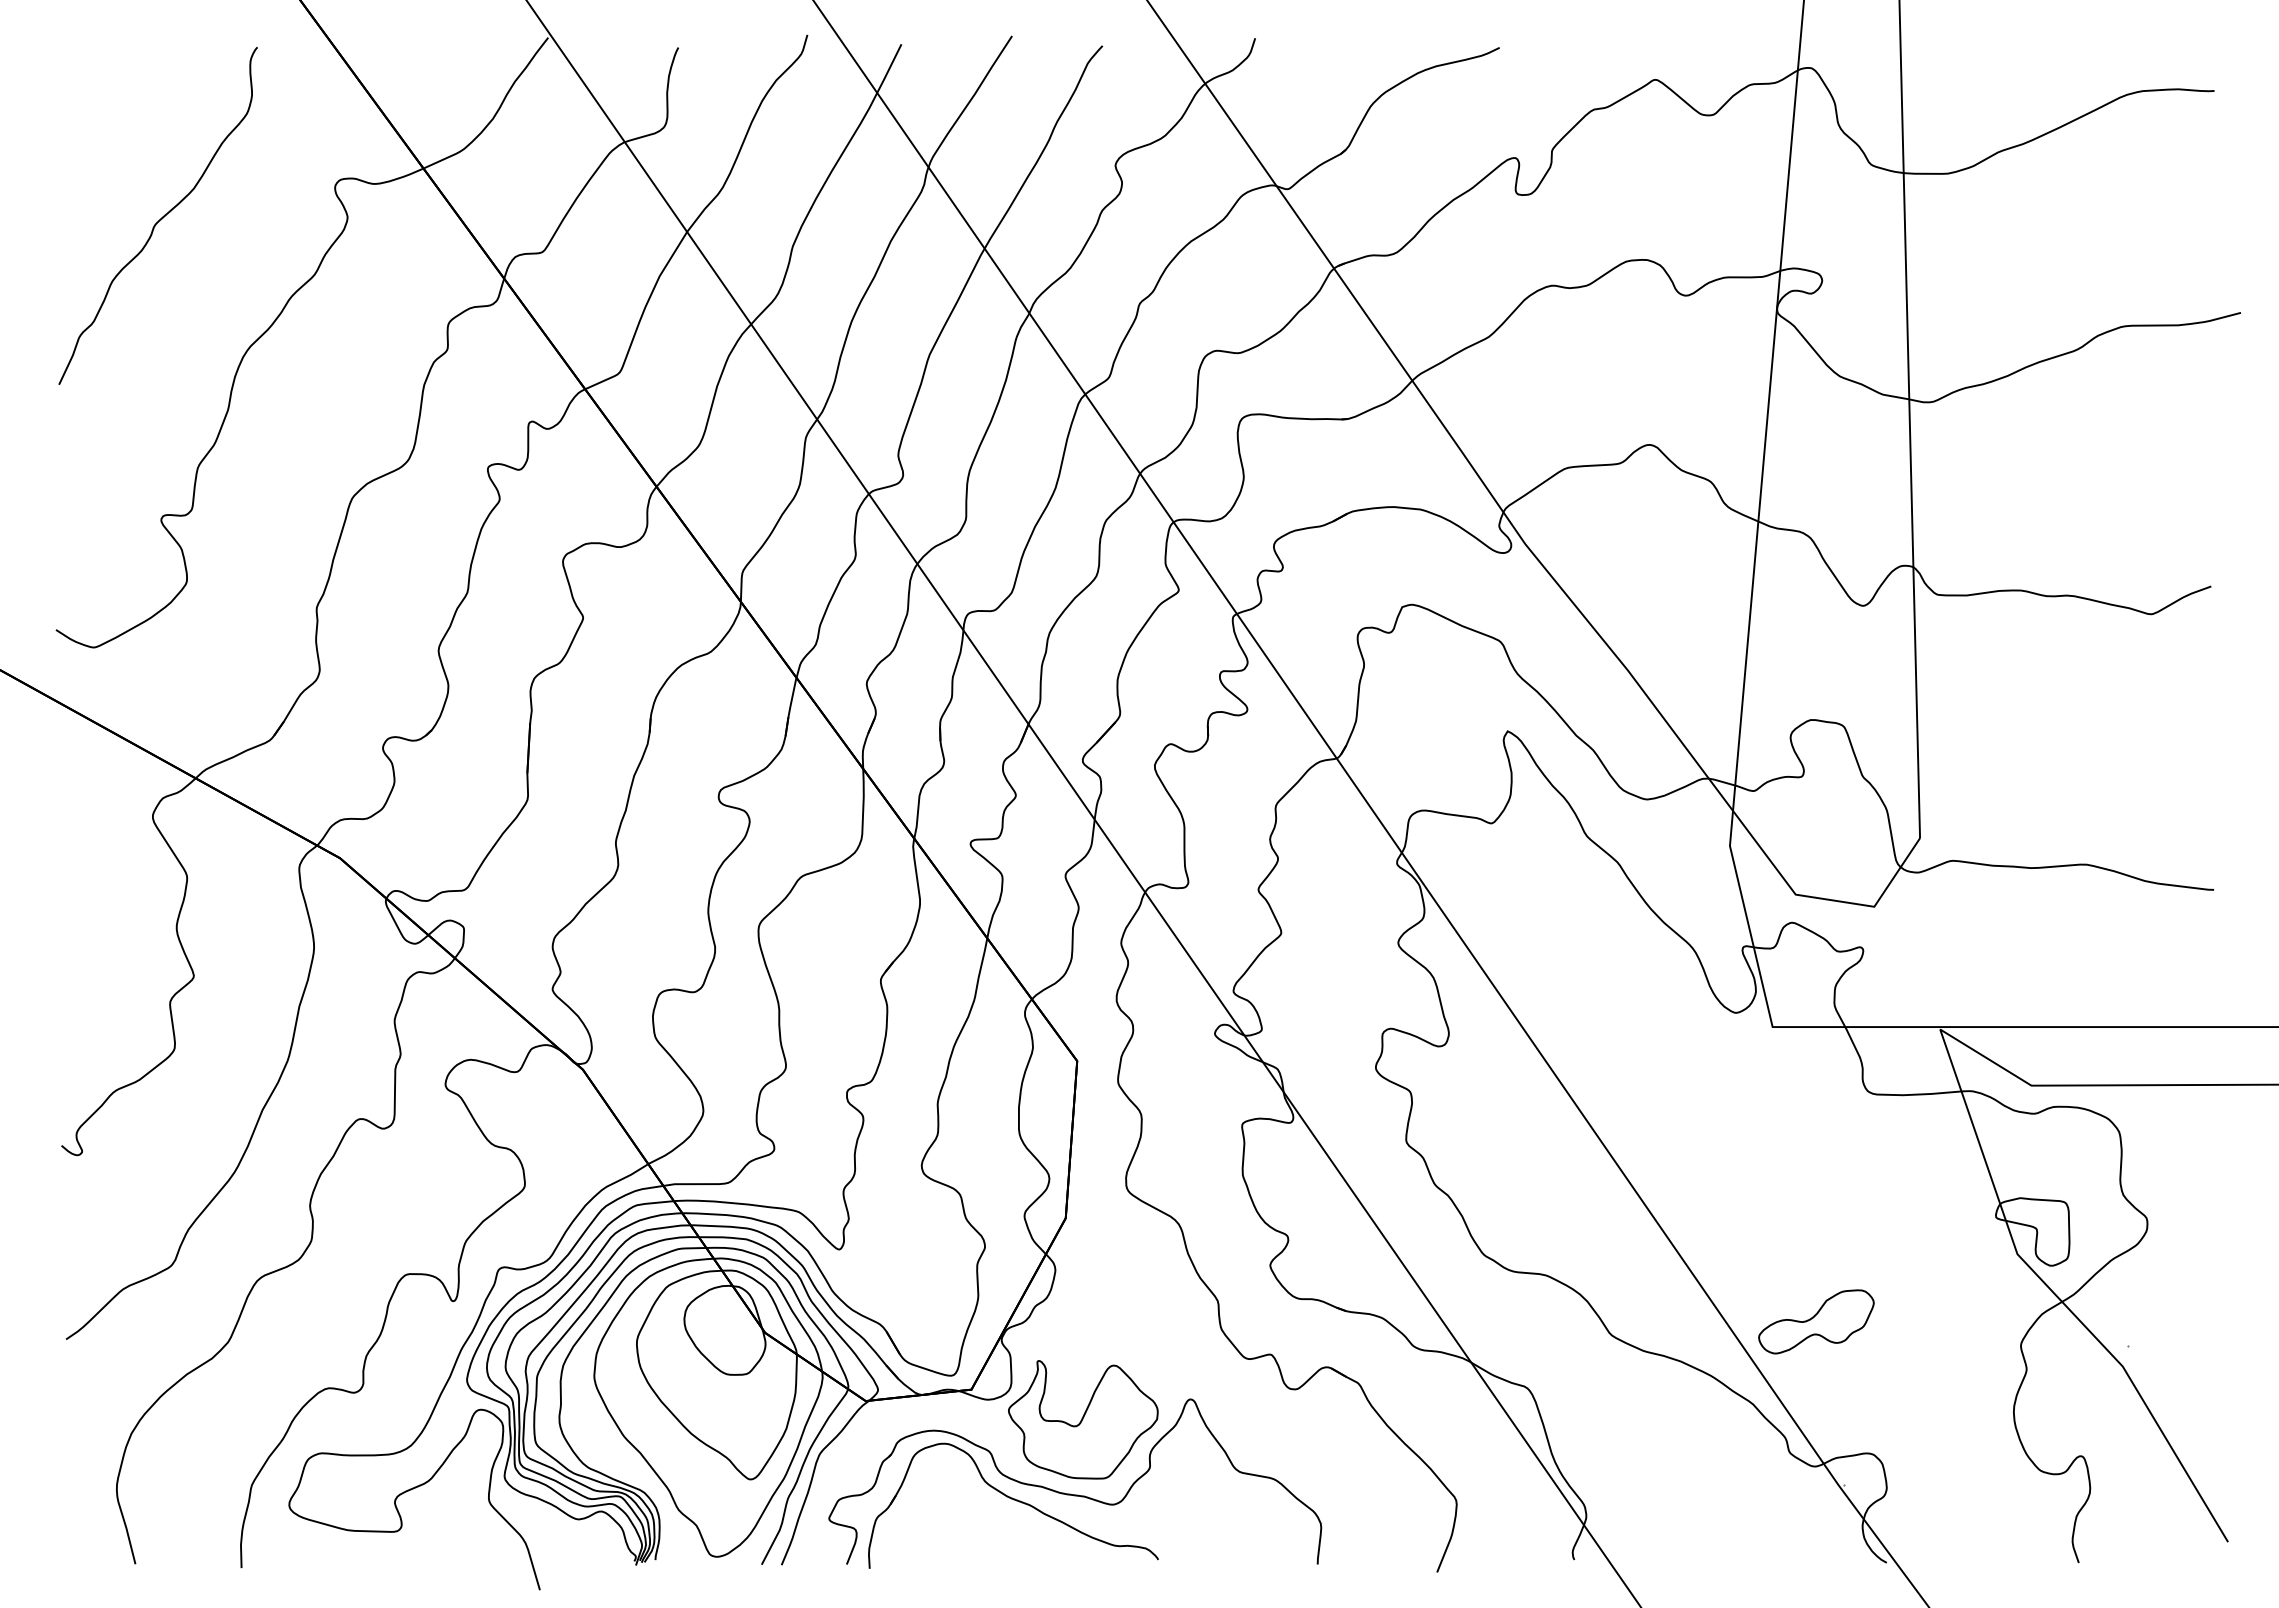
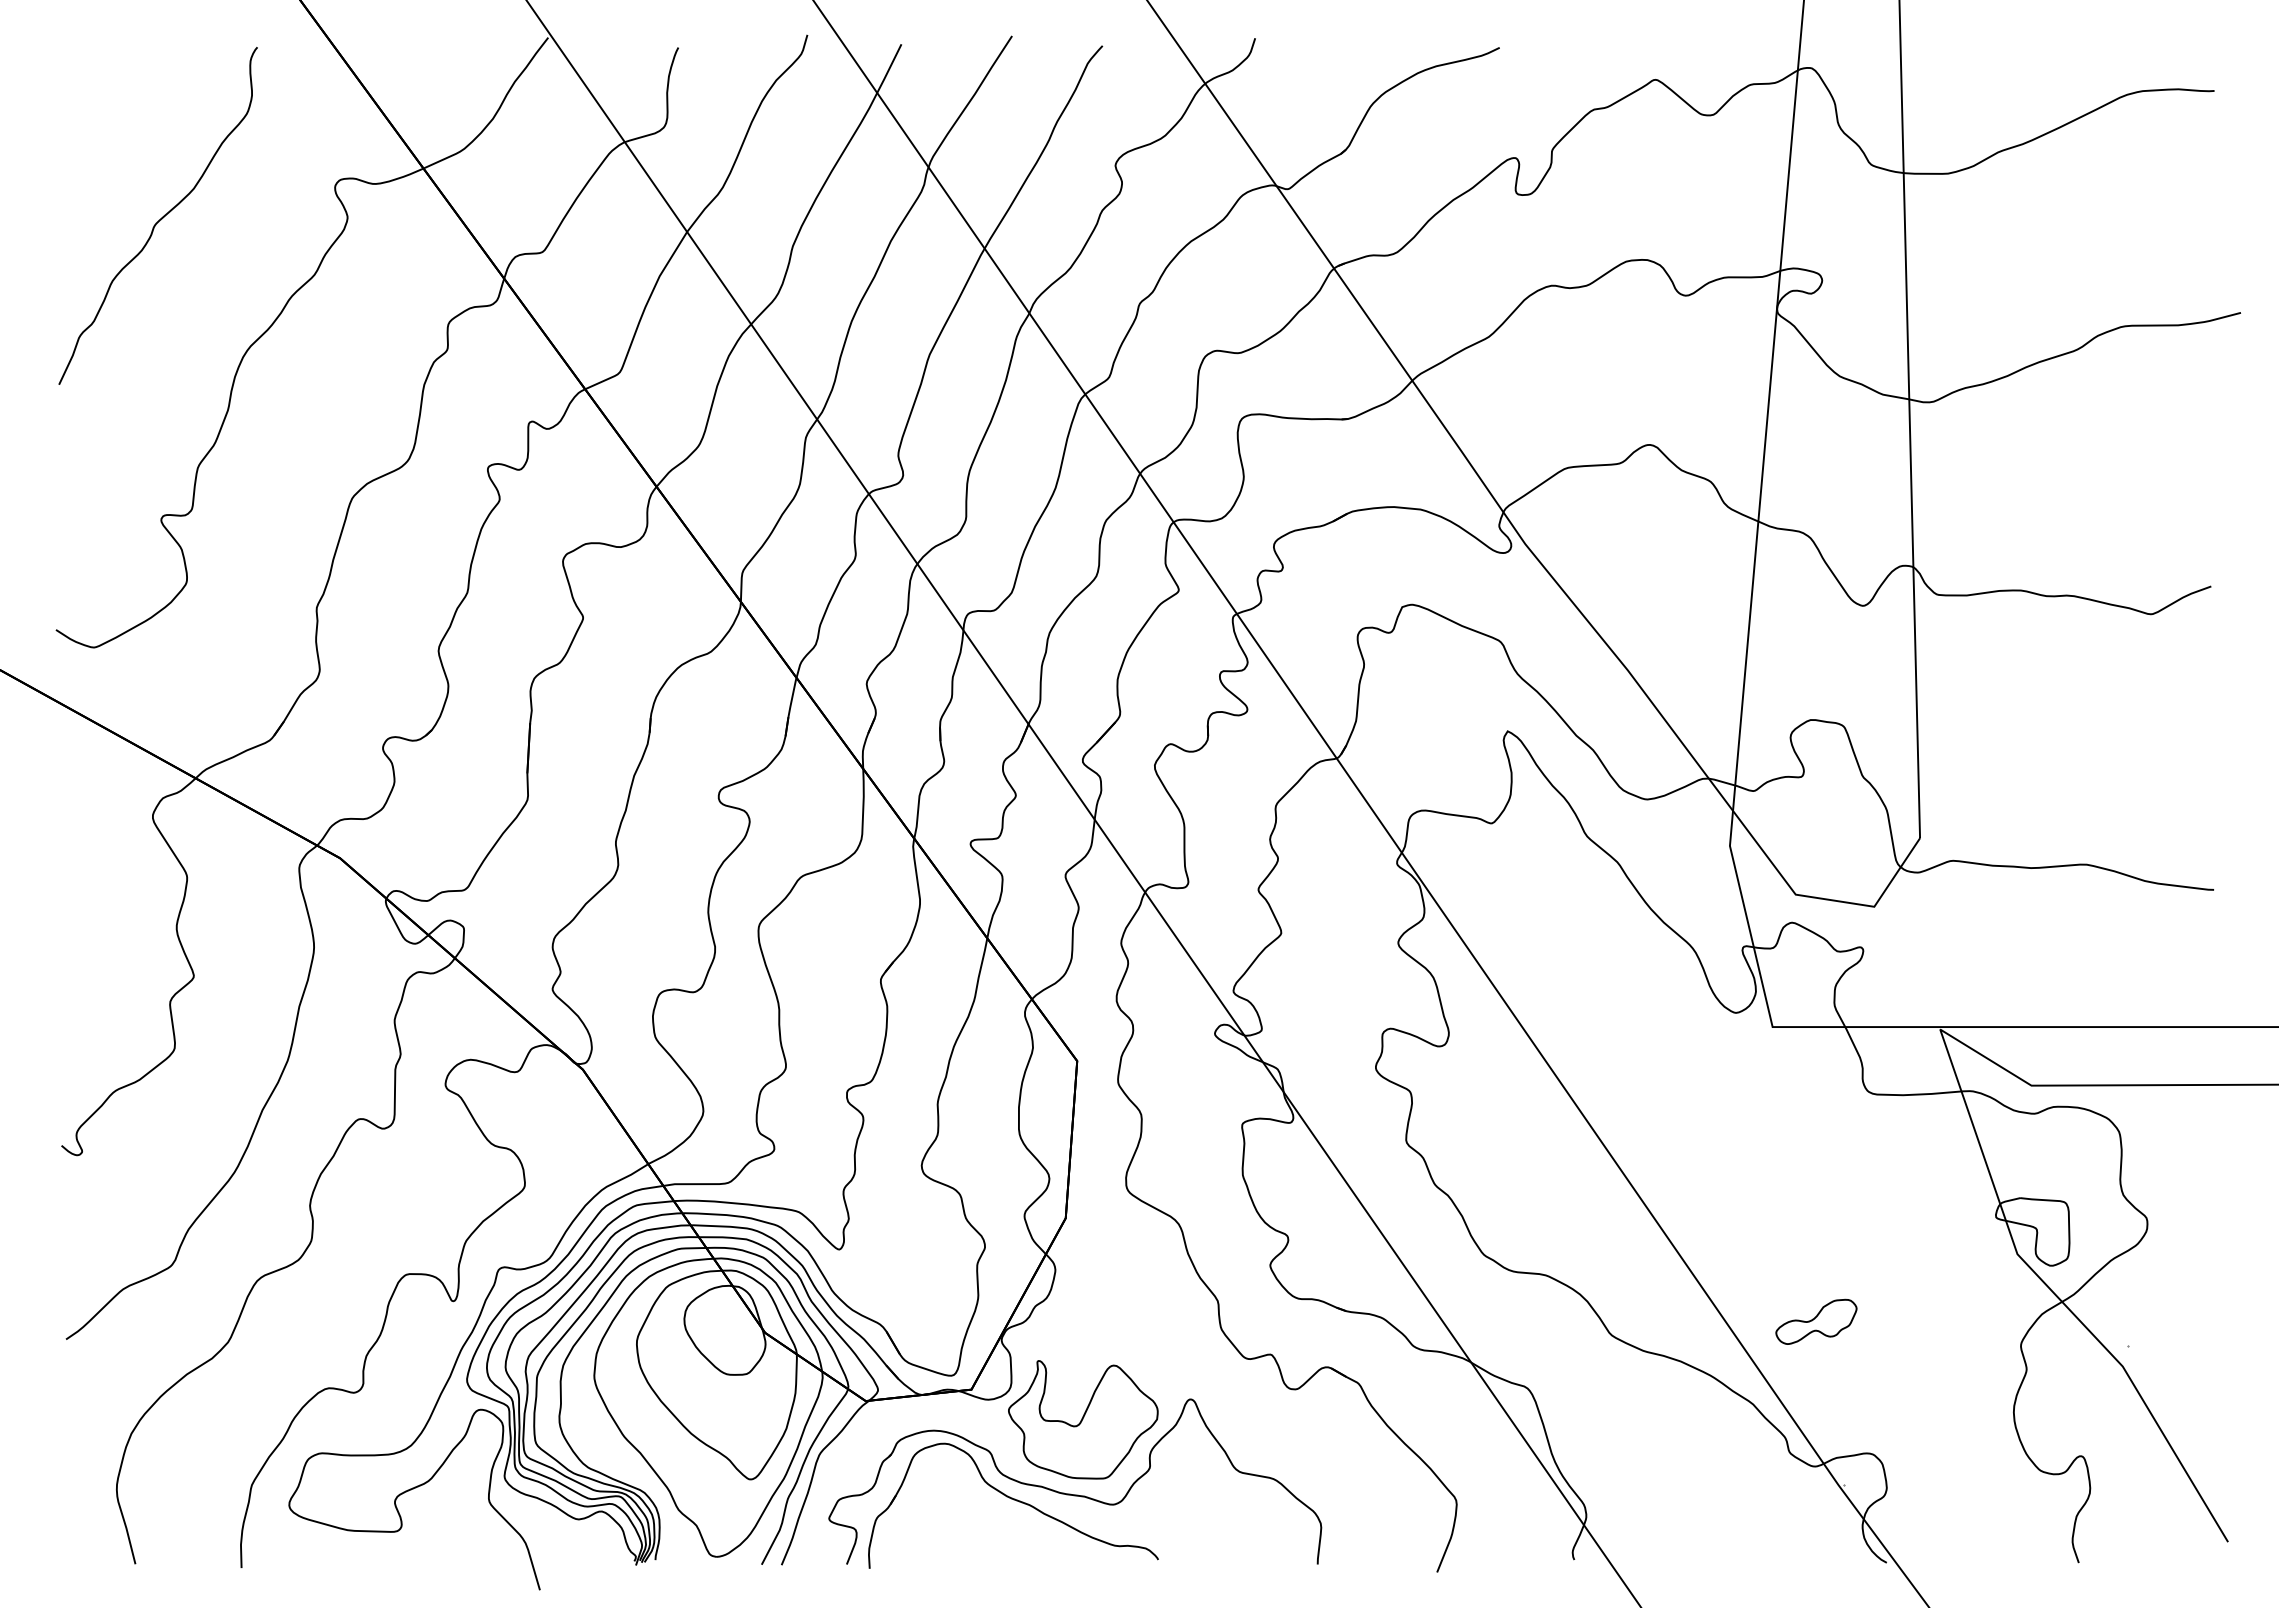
part size: 117x66 px -> 83x47 px (1816, 1321)
